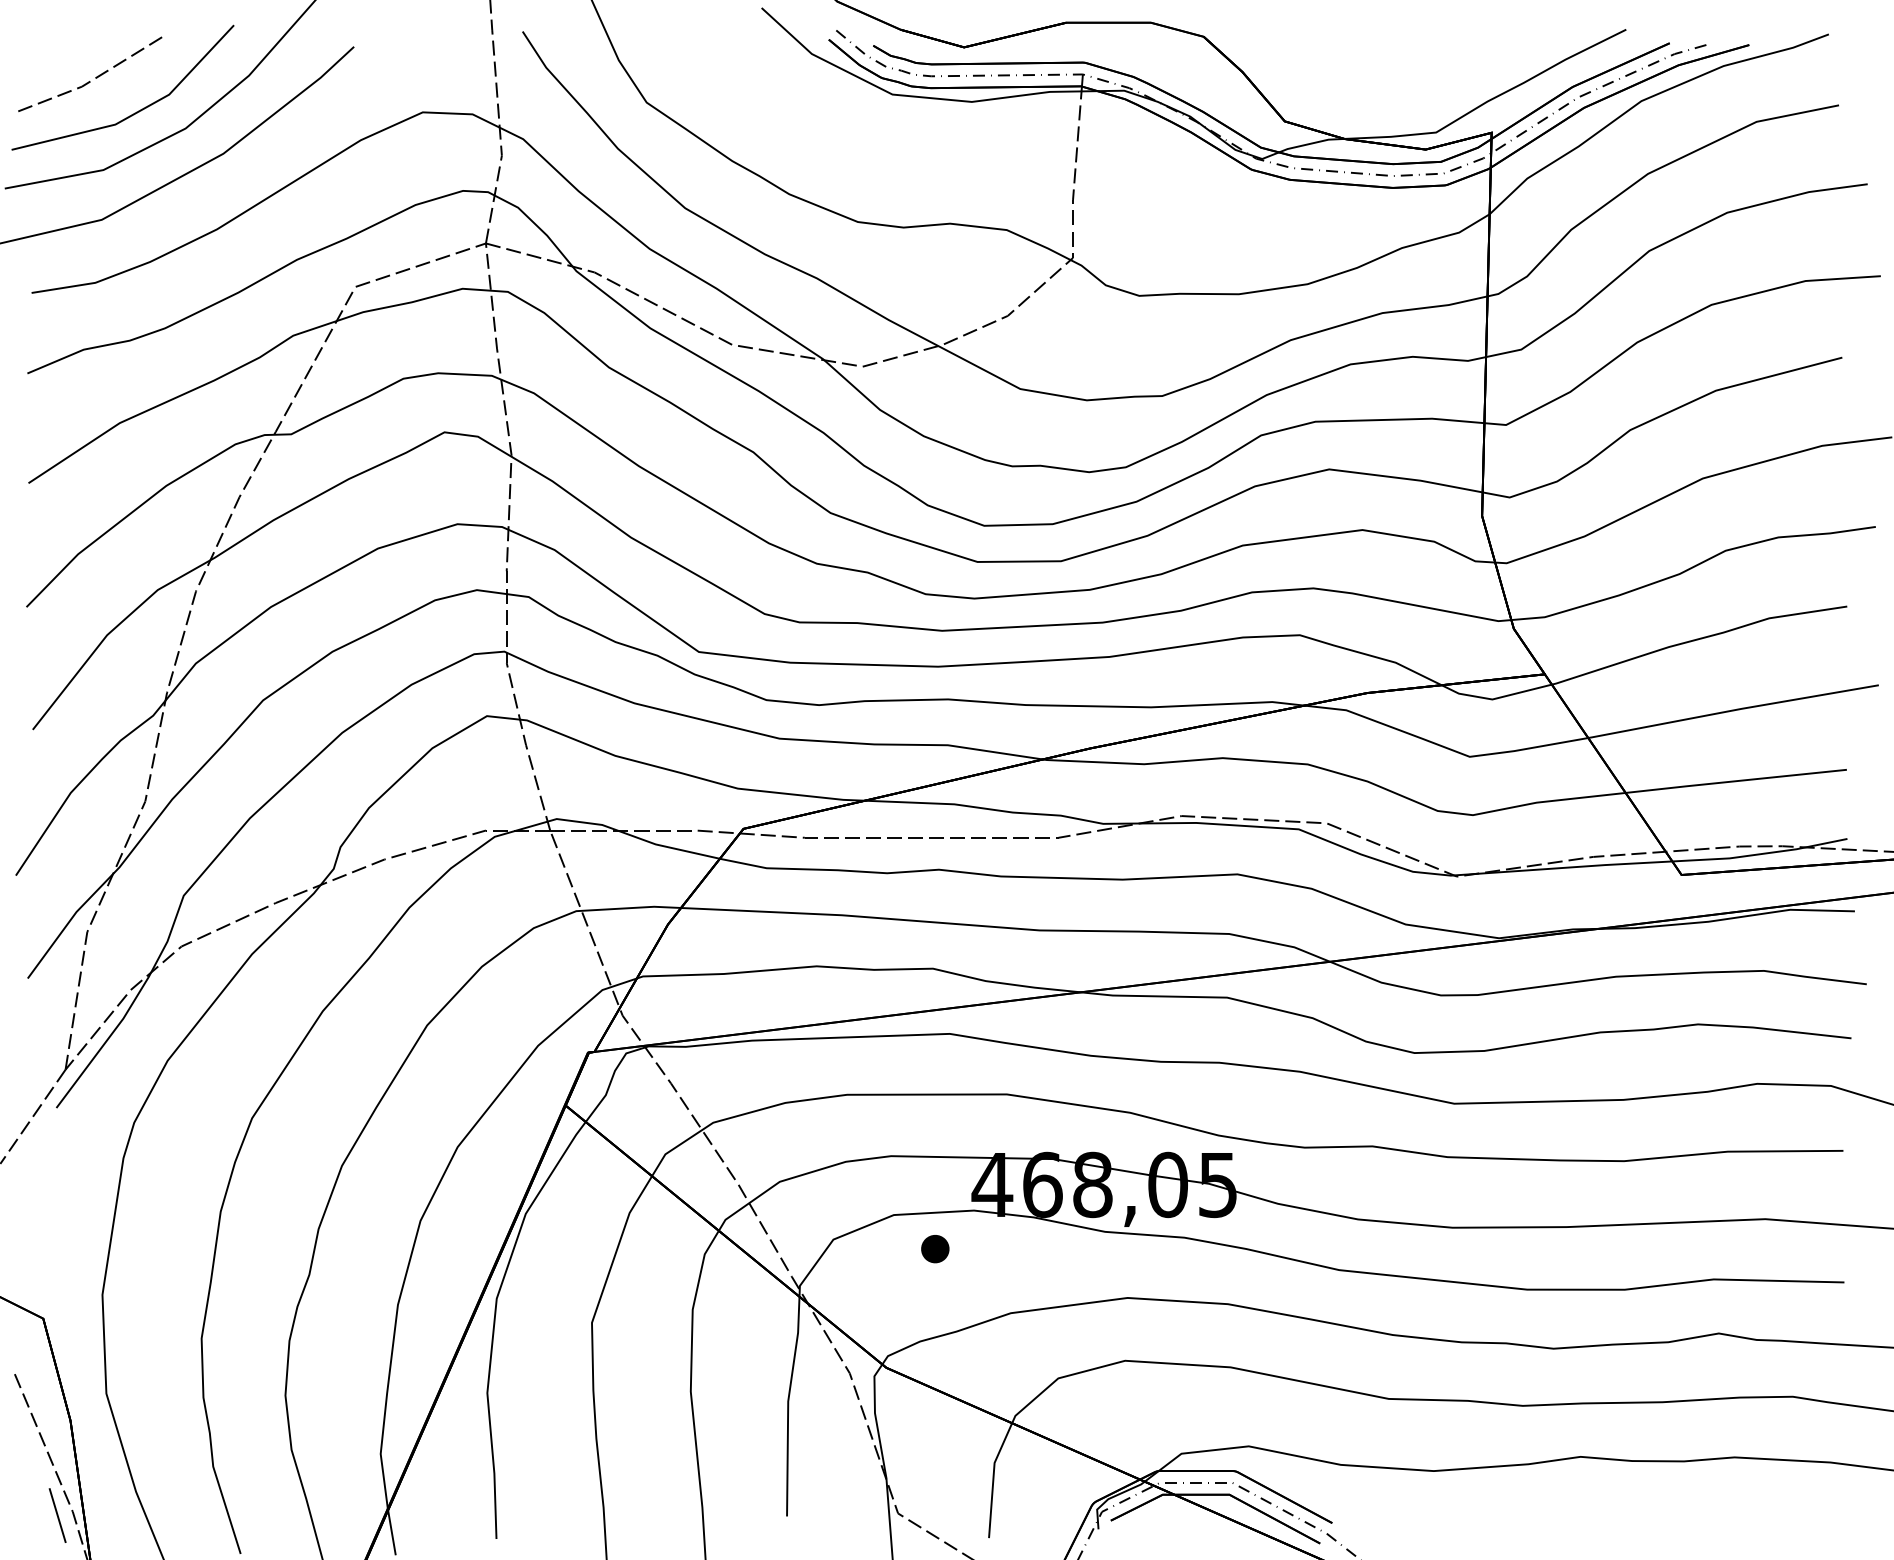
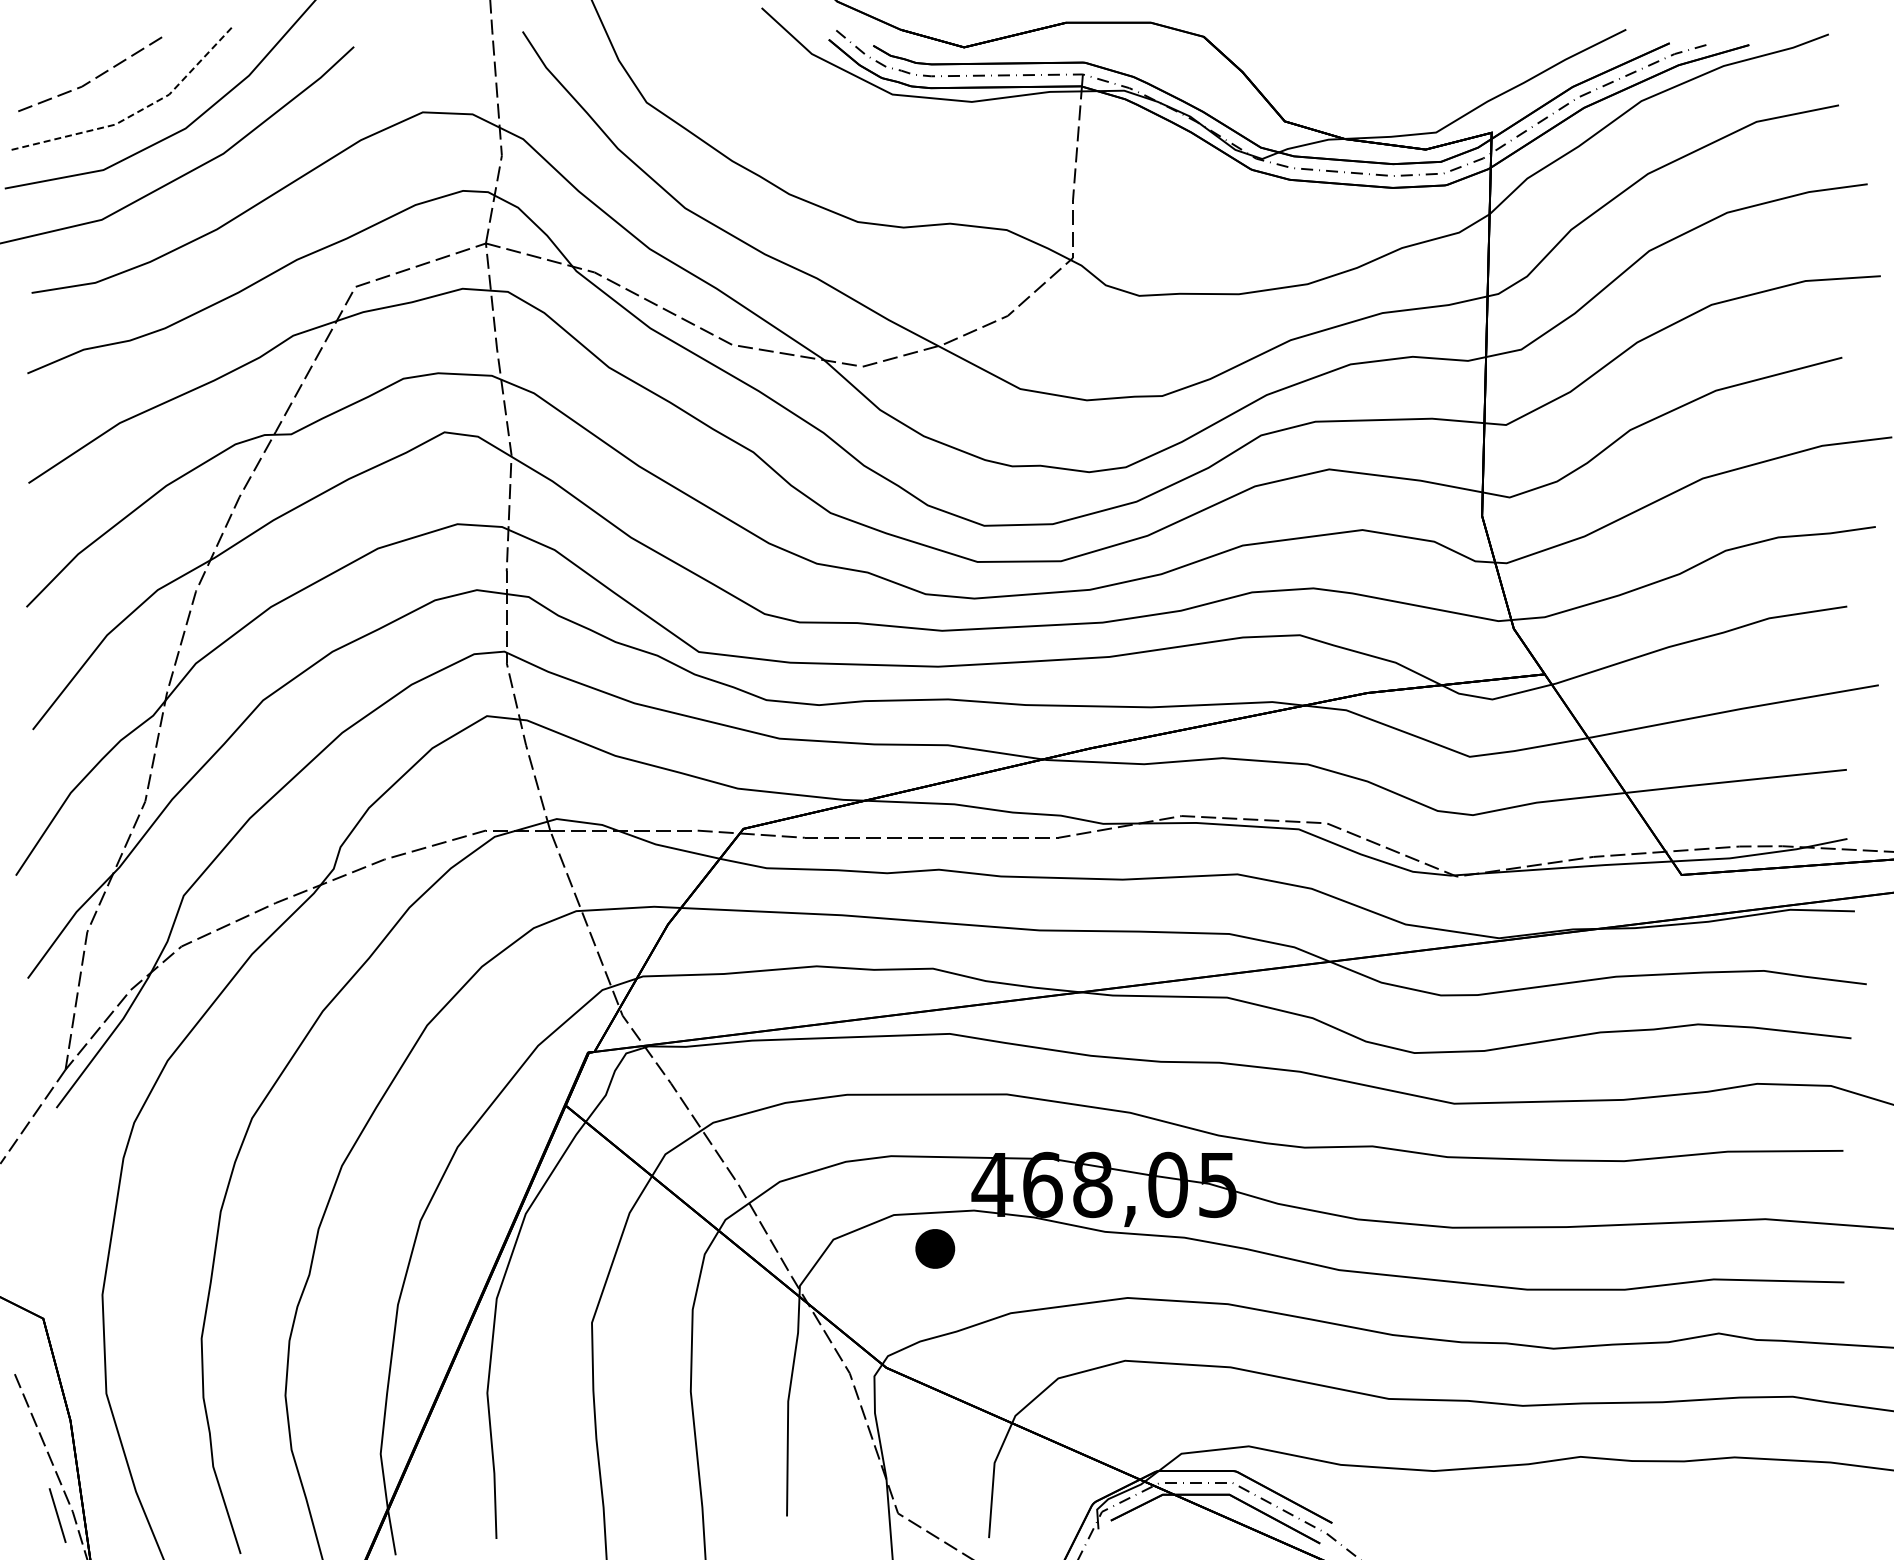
line: solid -> dashed (137, 112)
part size: 29x29 px -> 41x40 px (935, 1248)
